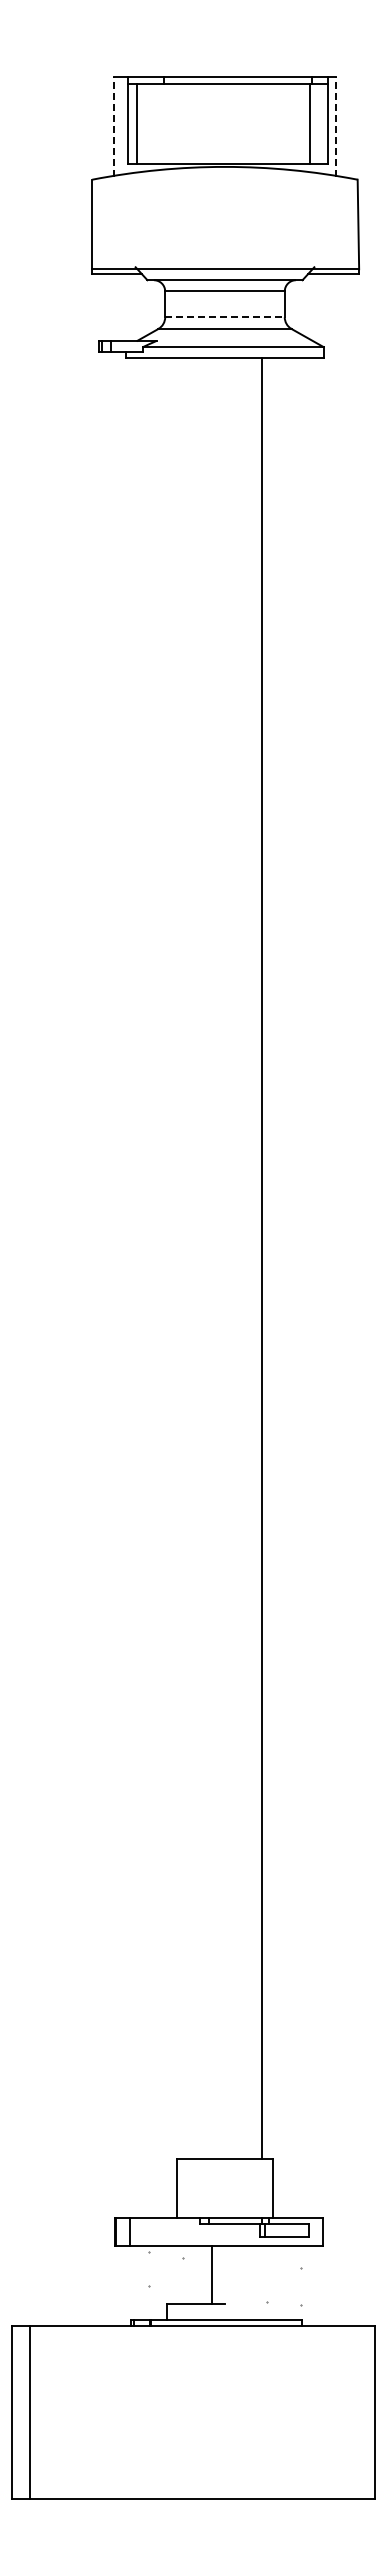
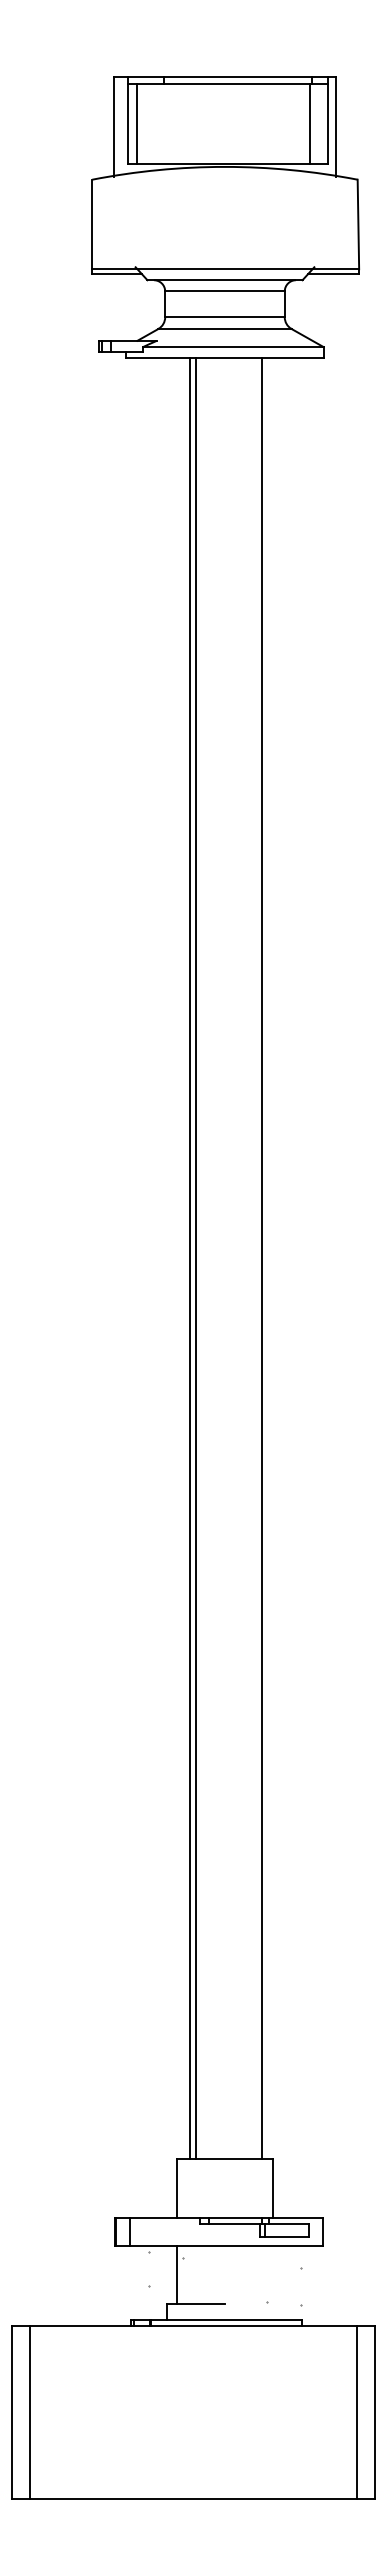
line: dashed -> solid (114, 127)
line: dashed -> solid (335, 127)
line: dashed -> solid (224, 317)
line: none -> present (189, 1258)
line: none -> present (196, 1258)
line position: (211, 2274) -> (176, 2274) (176, 2274)
line: none -> present (357, 2411)
